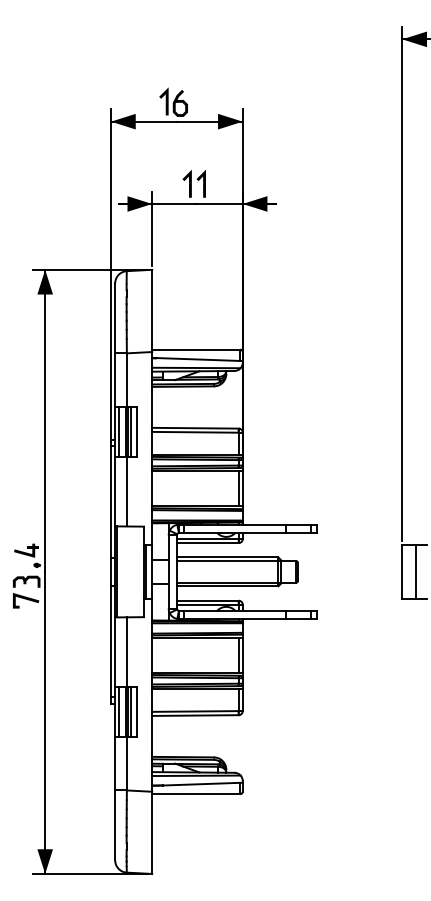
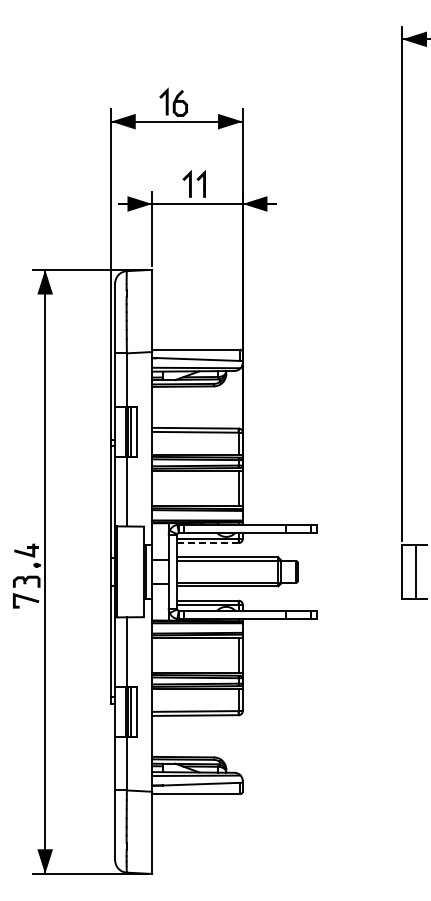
line: present -> none (118, 431)
line: solid -> dashed (207, 543)
line: present -> none (118, 711)
